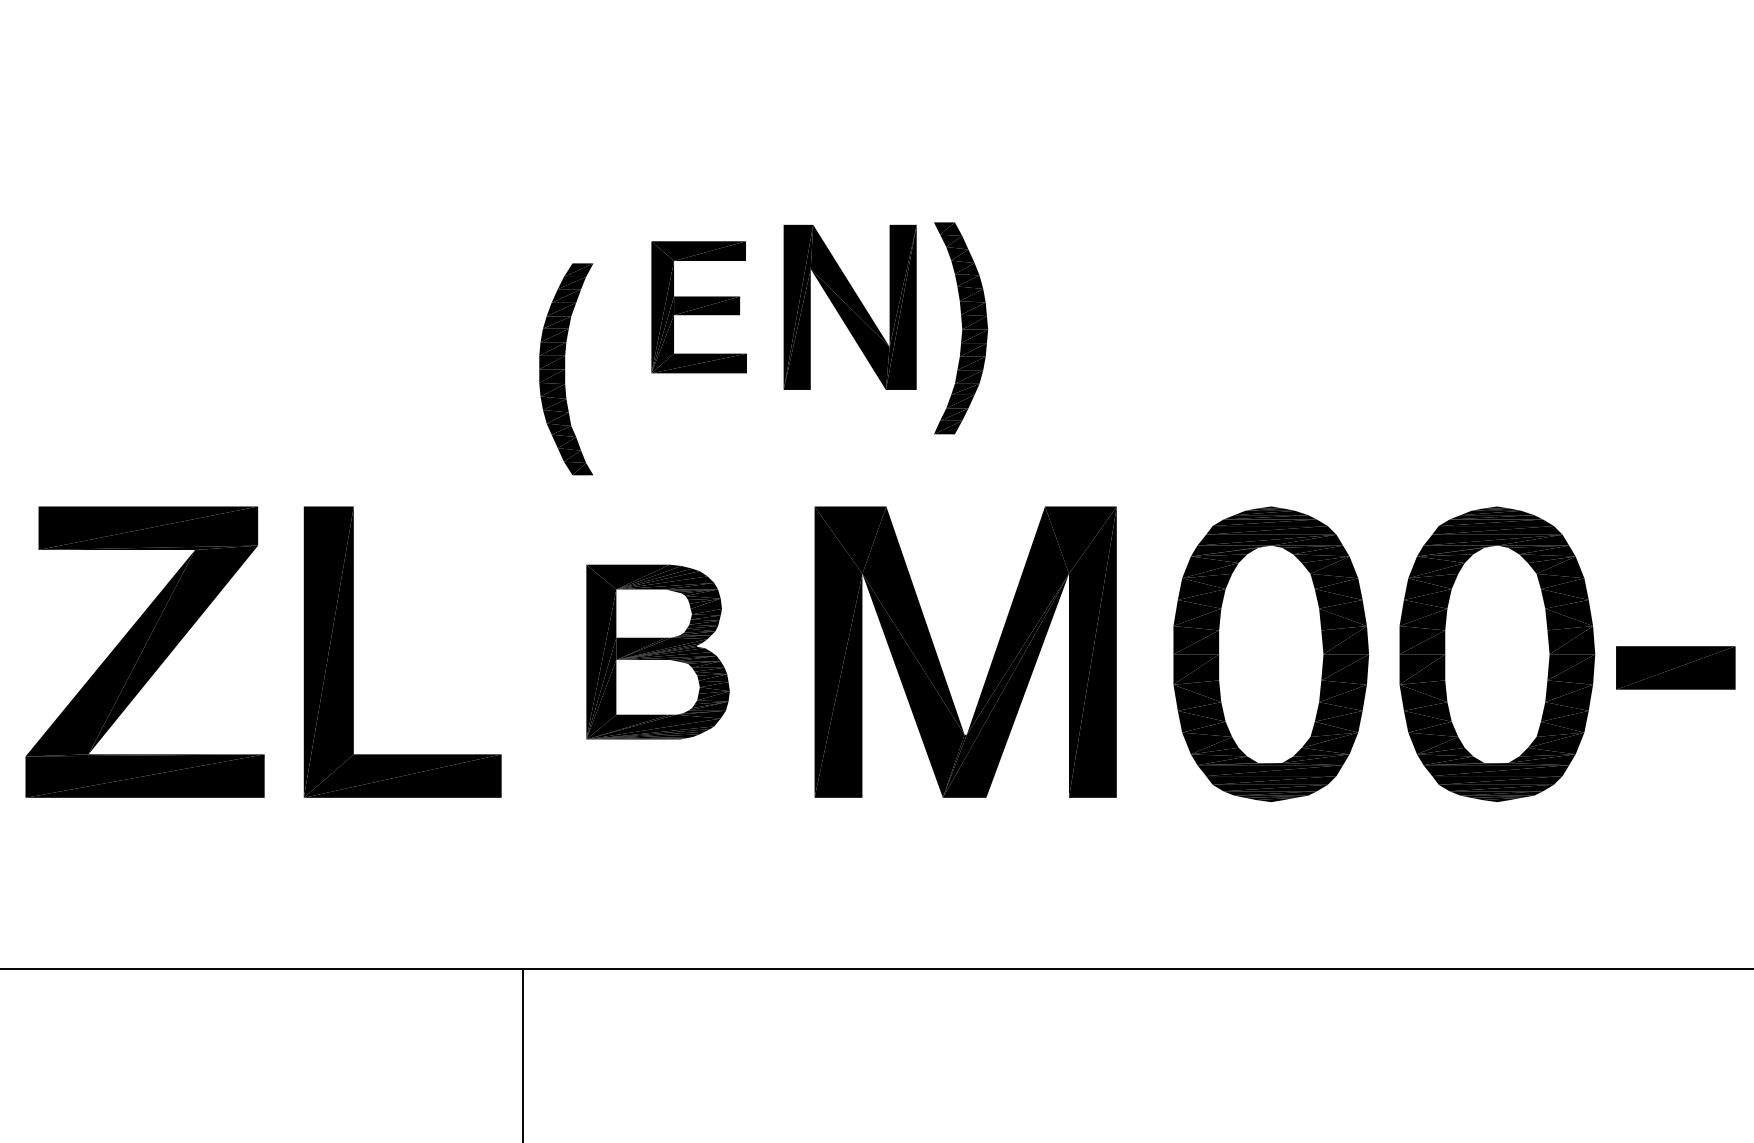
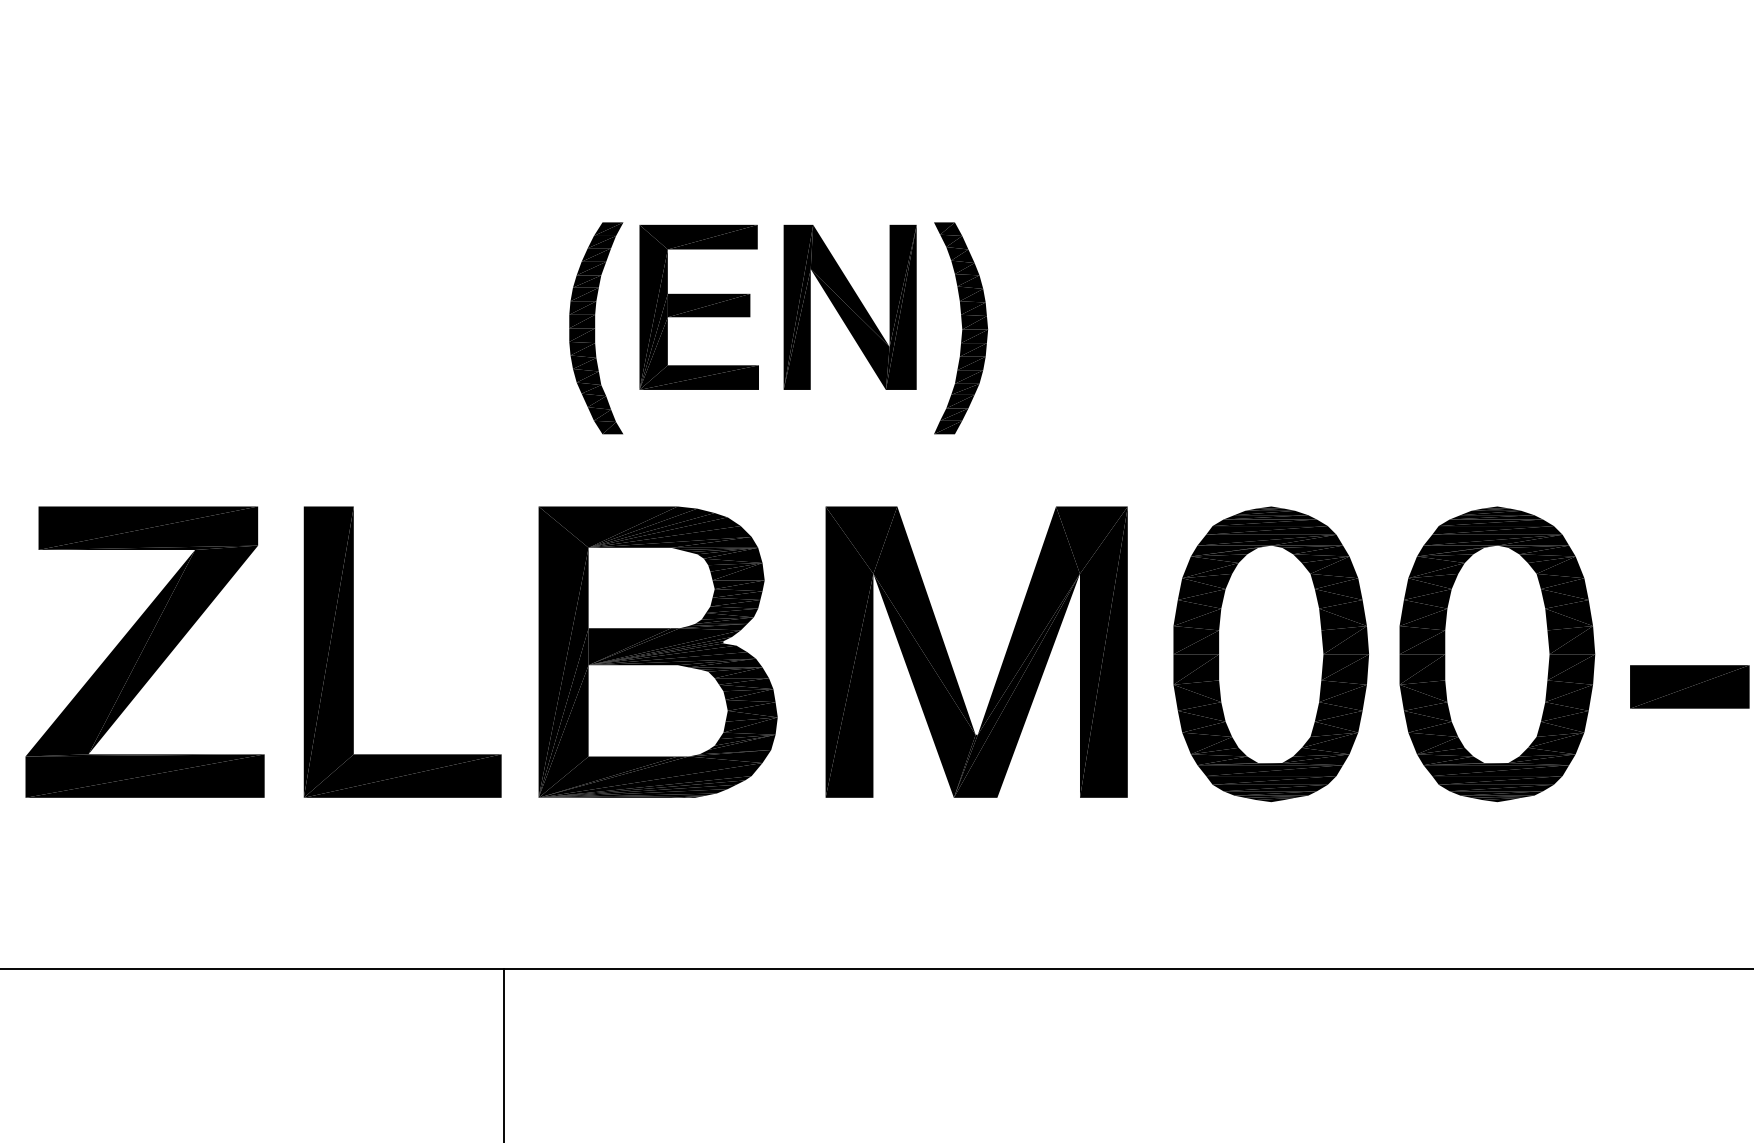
part size: 96x133 px -> 120x166 px (698, 306)
part position: (566, 369) -> (596, 328) (596, 328)
part size: 144x176 px -> 240x292 px (657, 651)
part position: (939, 660) -> (950, 660) (950, 660)
part position: (1675, 667) -> (1689, 686) (1689, 686)
line position: (523, 1053) -> (504, 1053) (504, 1053)
